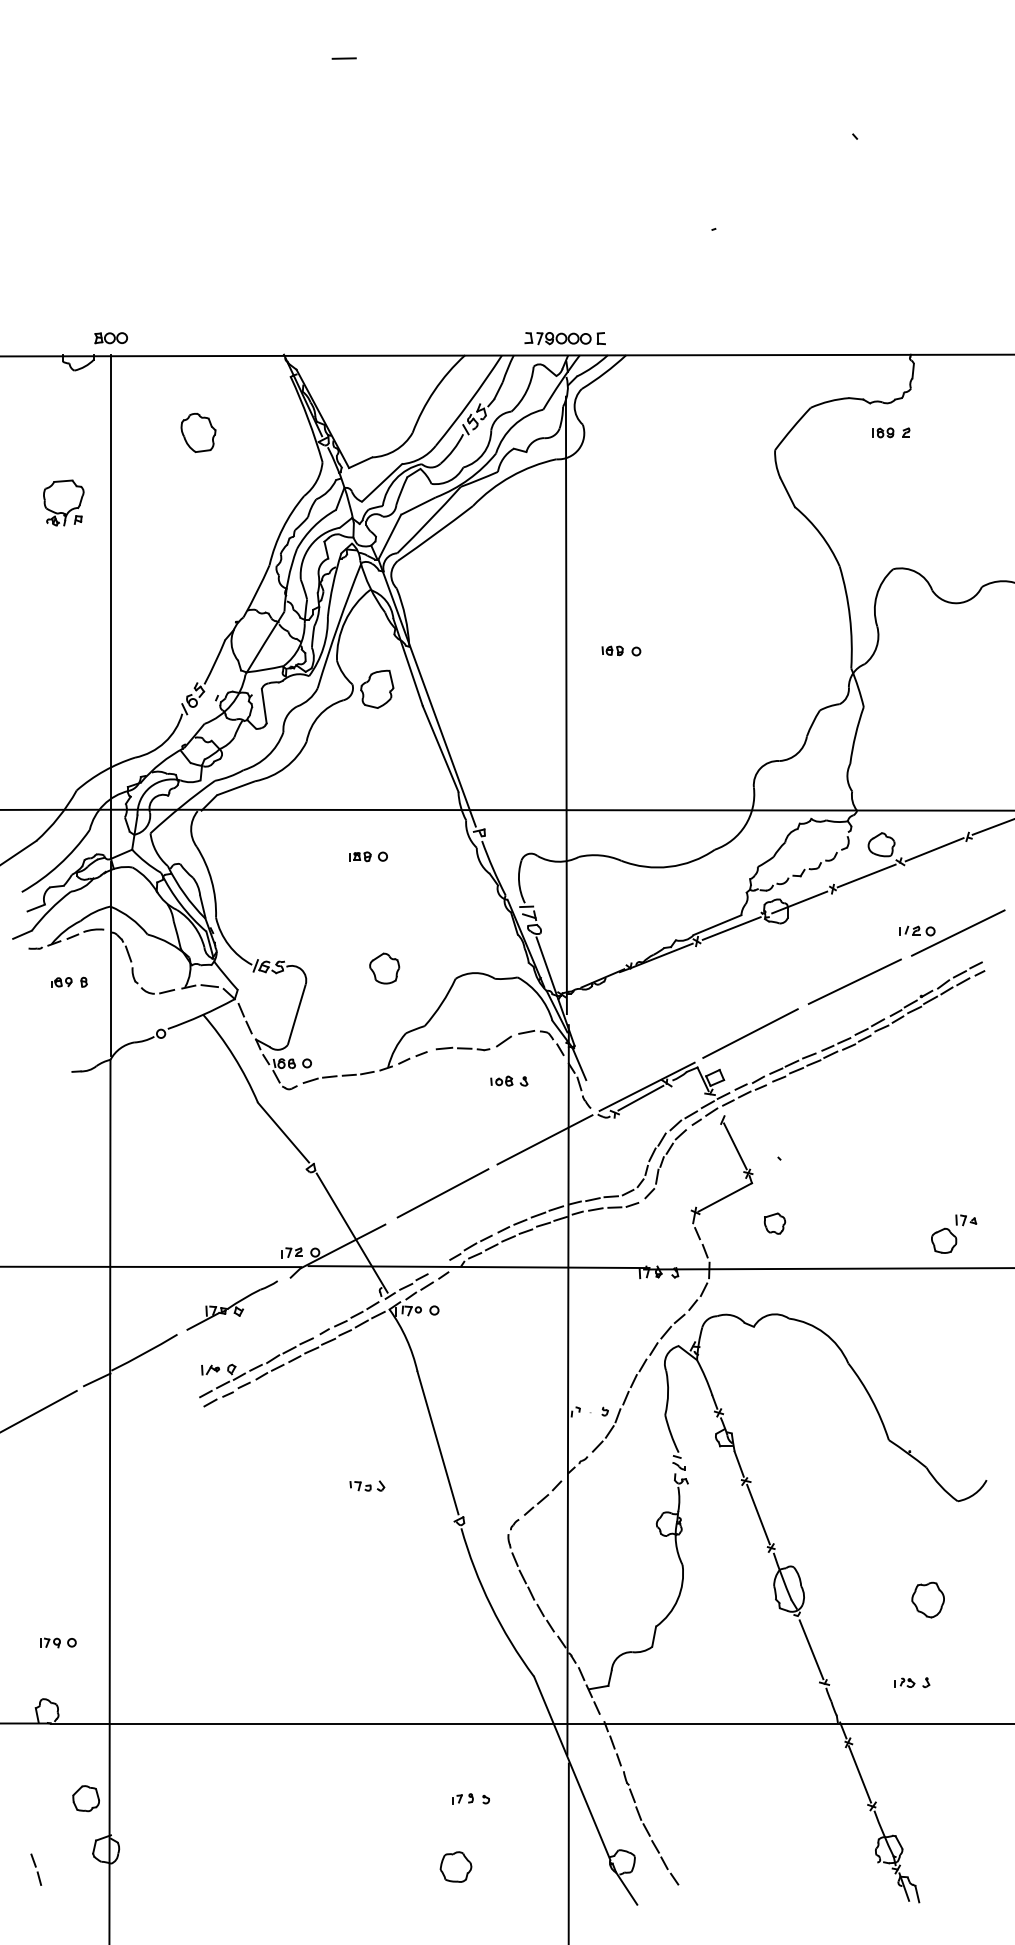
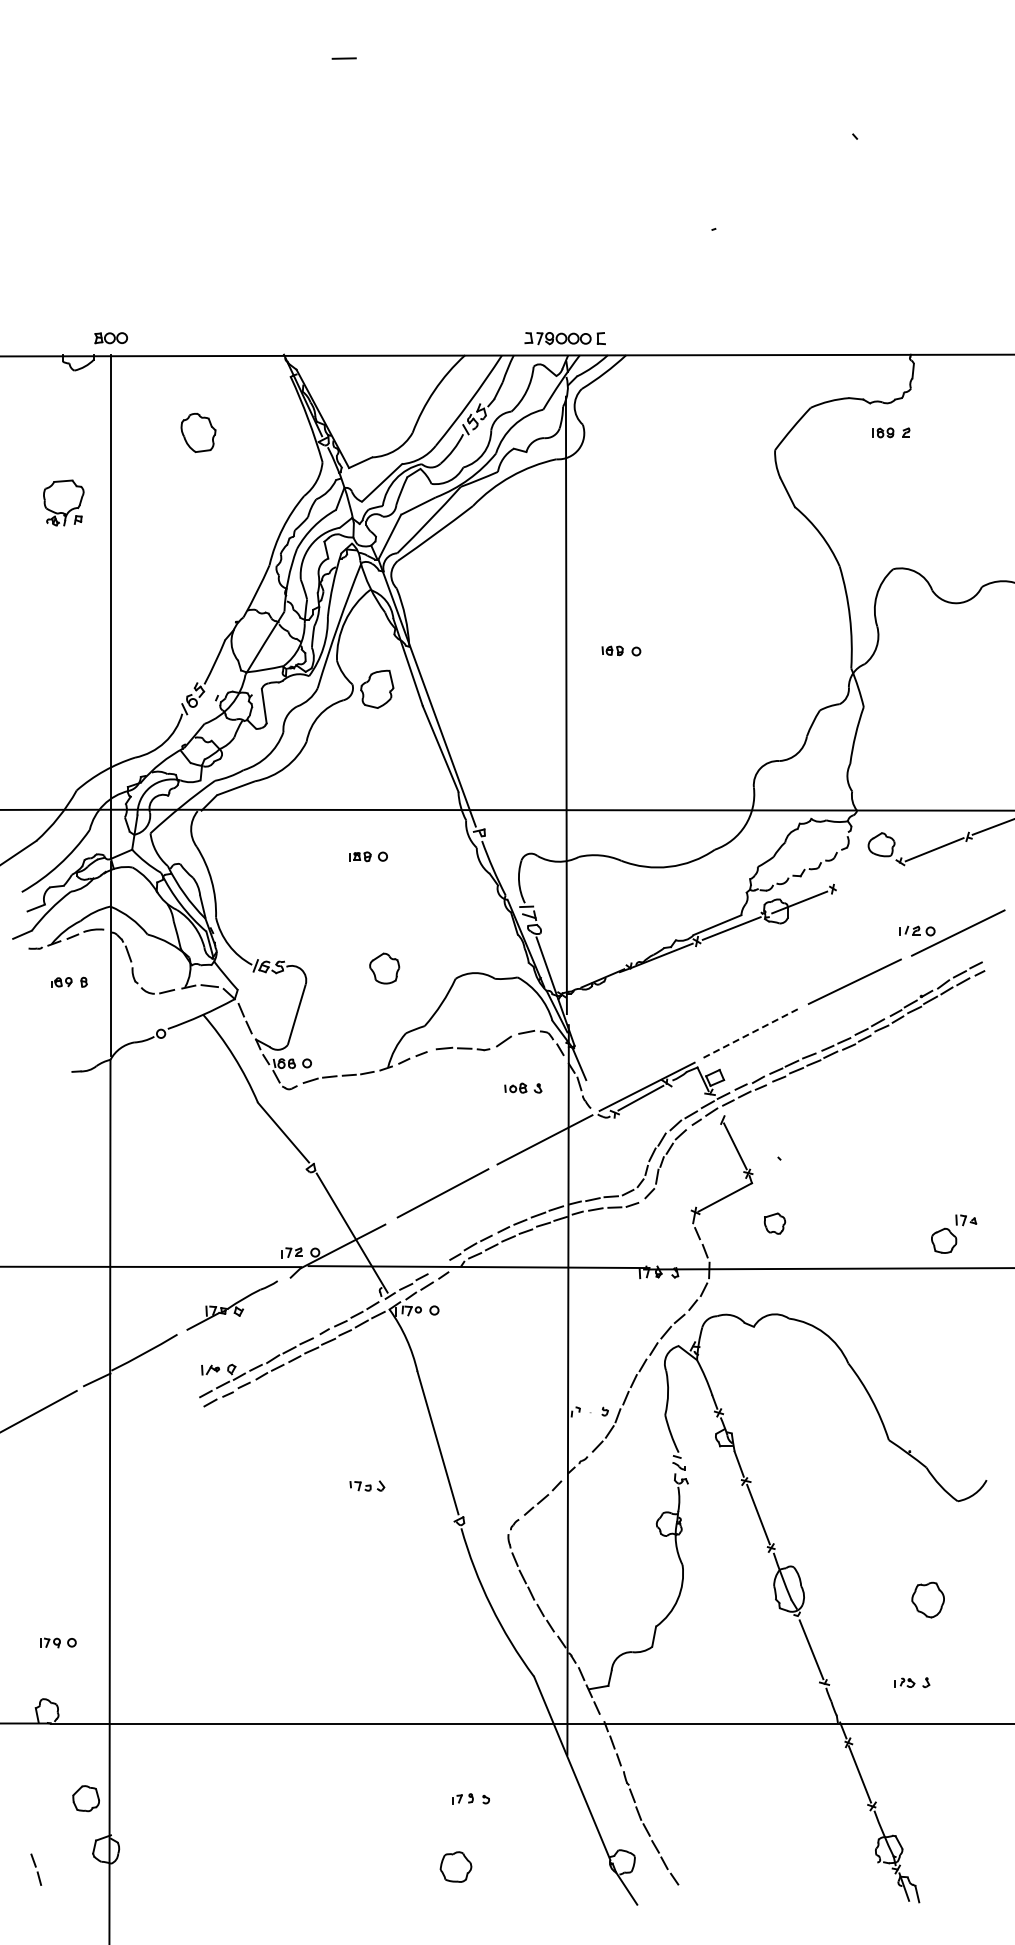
line: present -> none (866, 875)
line: solid -> dashed (750, 1033)
part position: (509, 1080) -> (523, 1087) (523, 1087)
line: present -> none (568, 1852)
